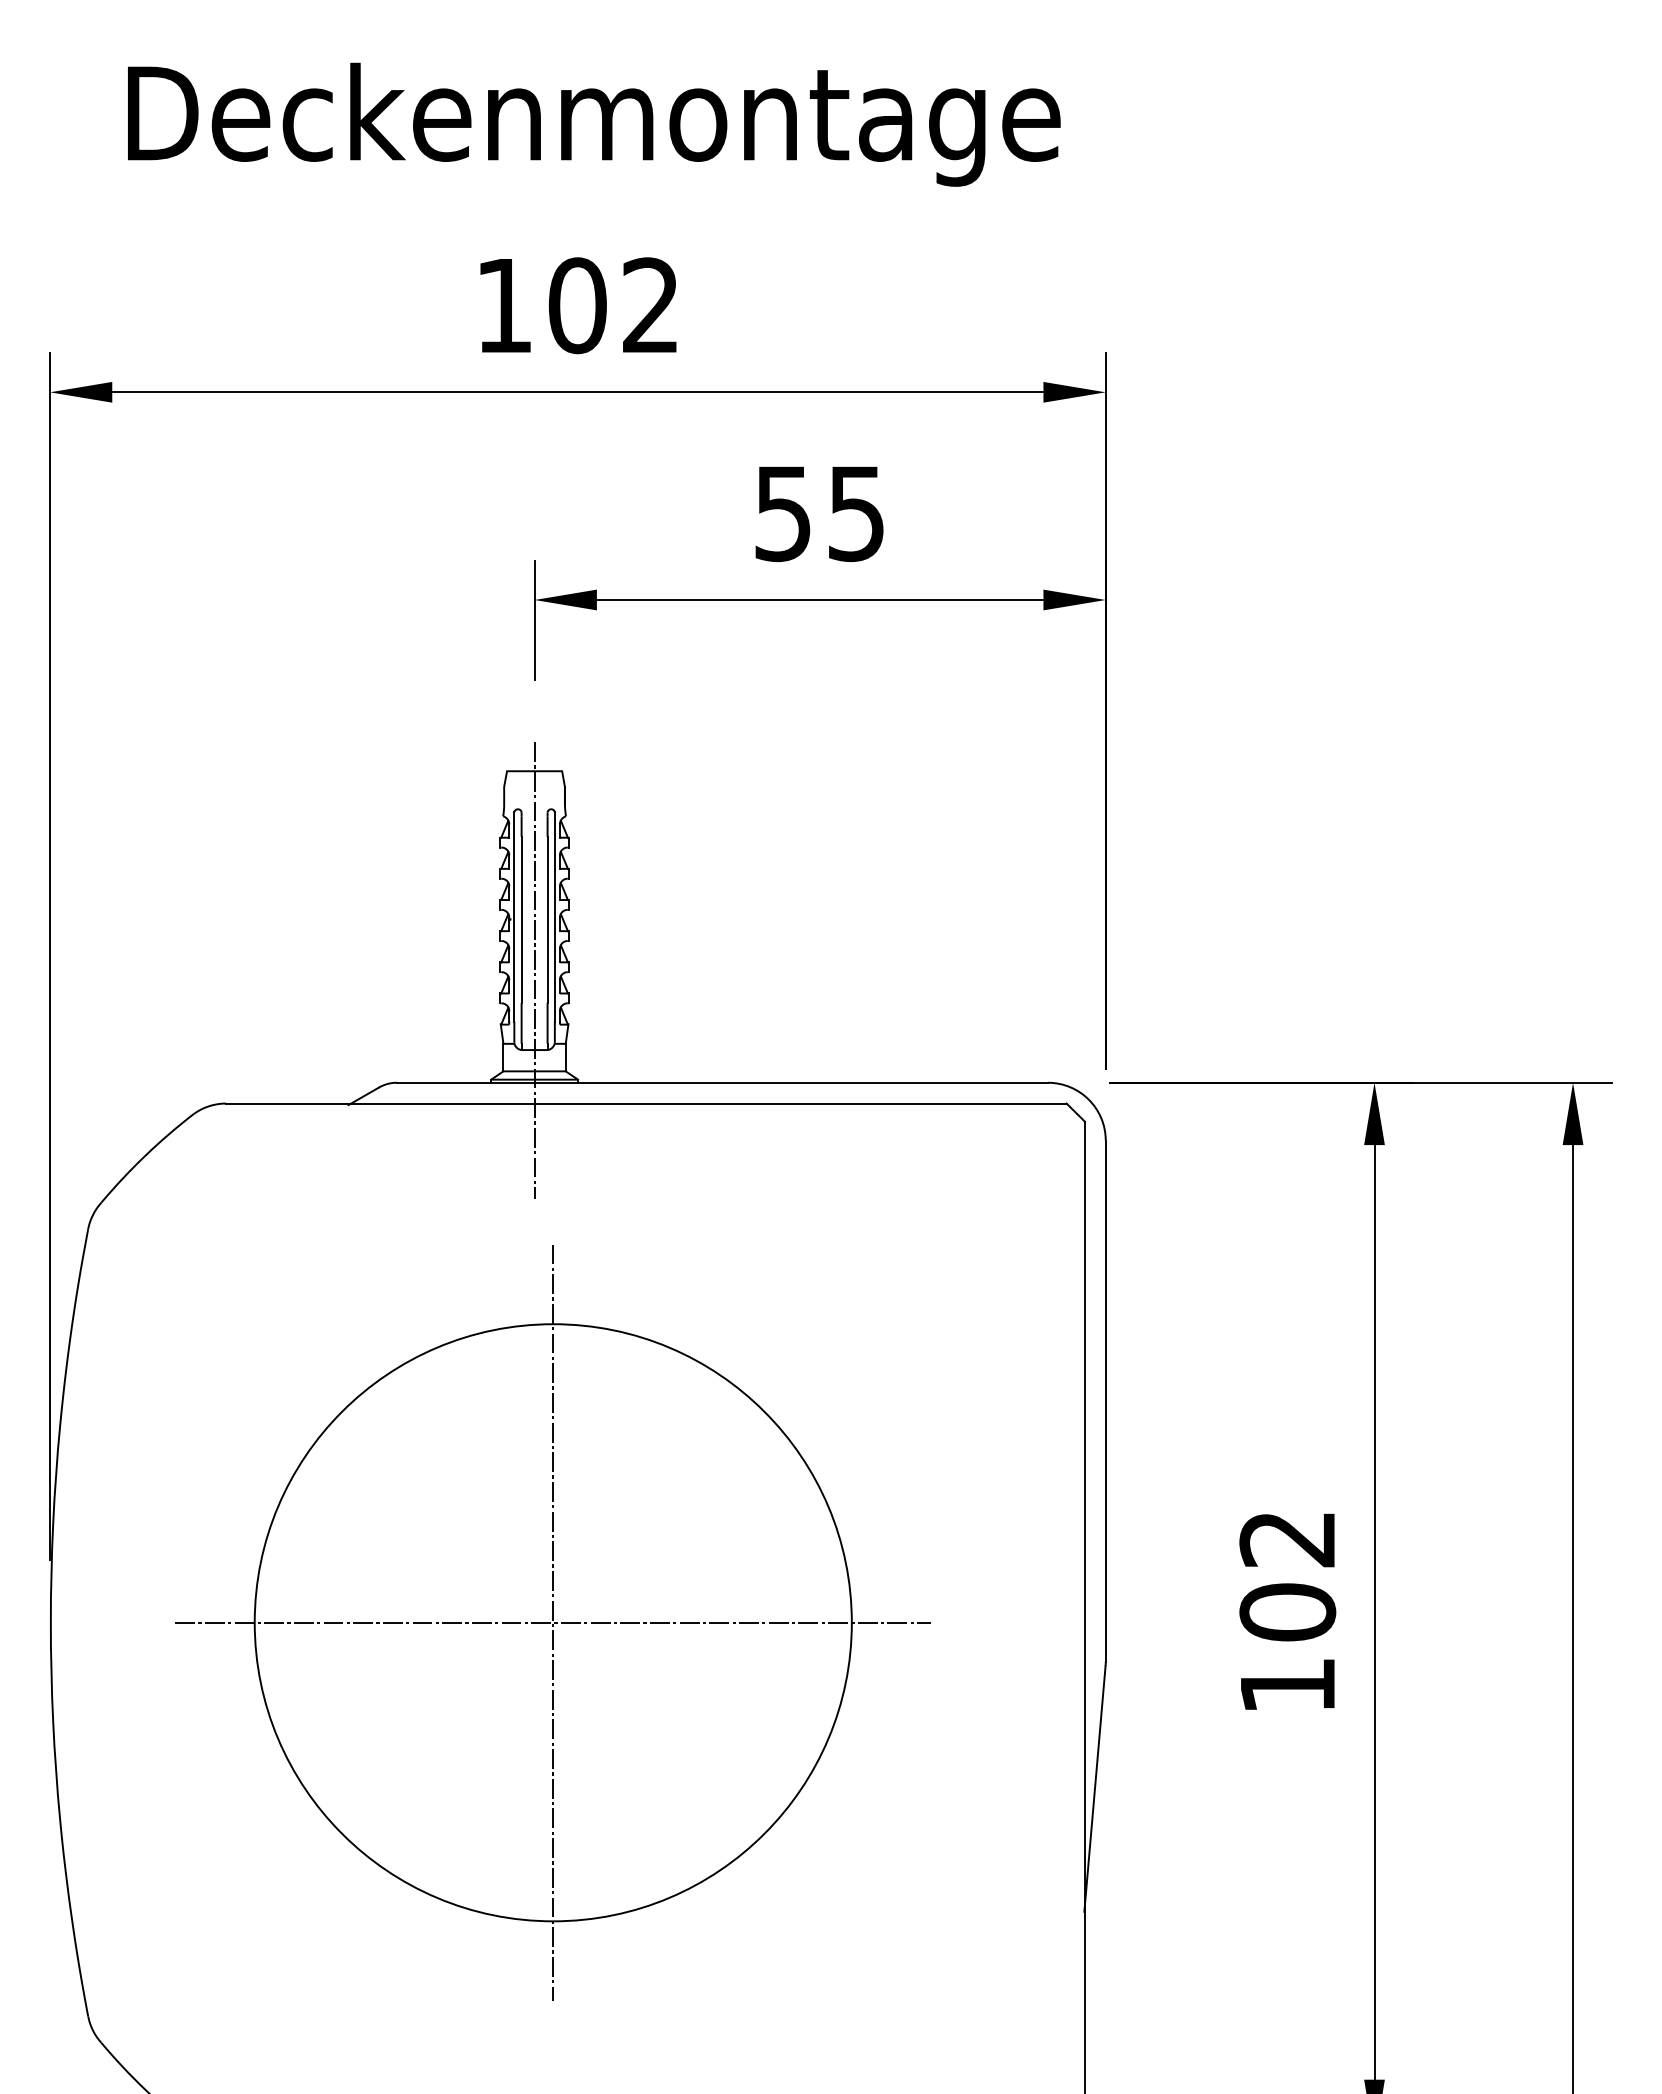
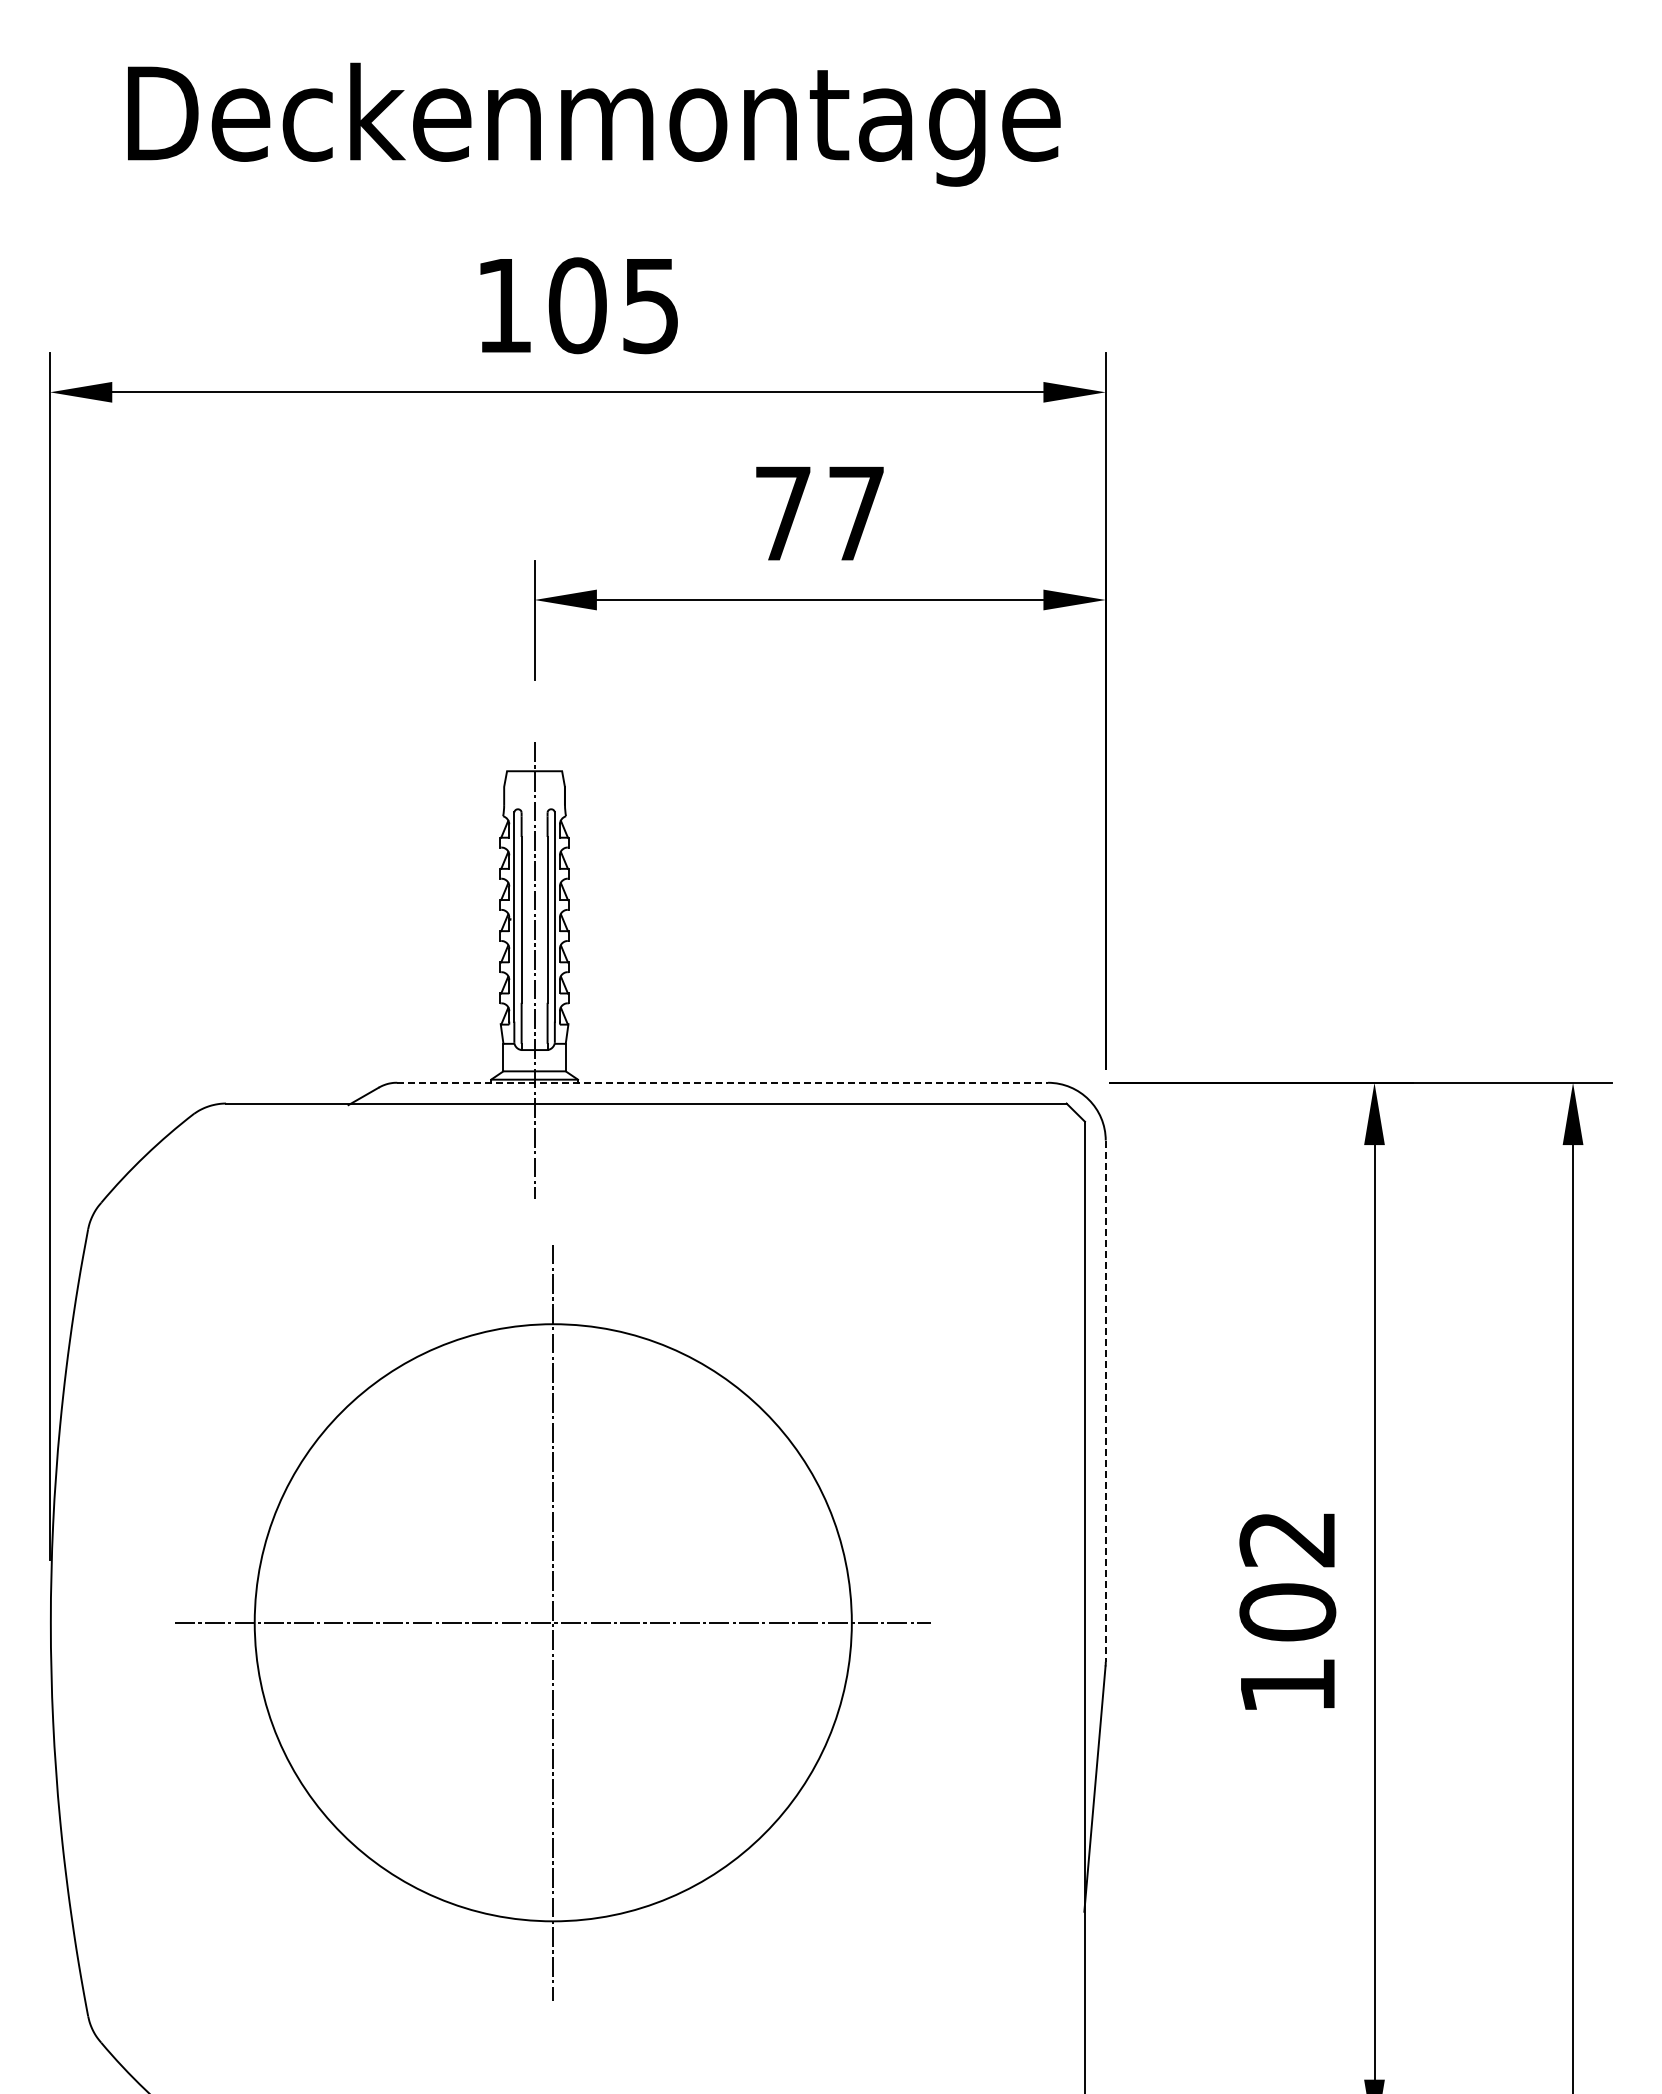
text: 102 -> 105 (650, 305)
text: 55 -> 77 (819, 514)
line: solid -> dashed (723, 1082)
line: solid -> dashed (1105, 1401)
